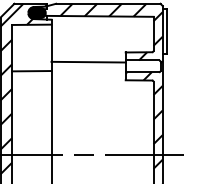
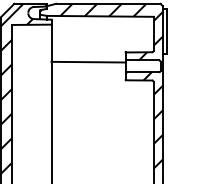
fill: present -> none (37, 12)
line: present -> none (31, 71)
line: present -> none (92, 154)
